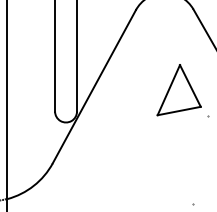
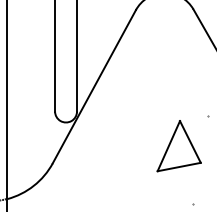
part position: (178, 90) -> (178, 146) (178, 146)
